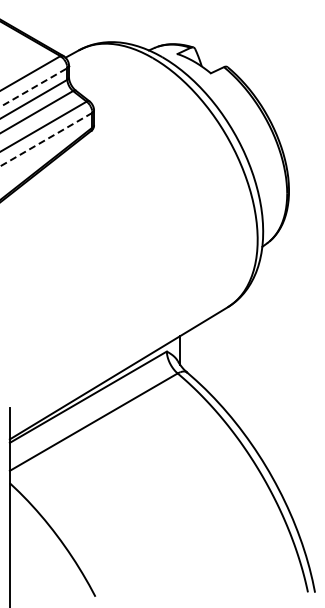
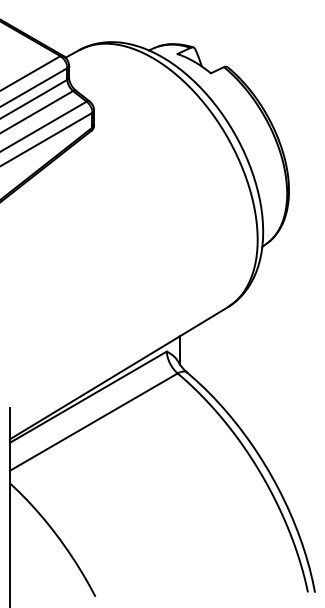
line: dashed -> solid (33, 87)
line: dashed -> solid (45, 139)
